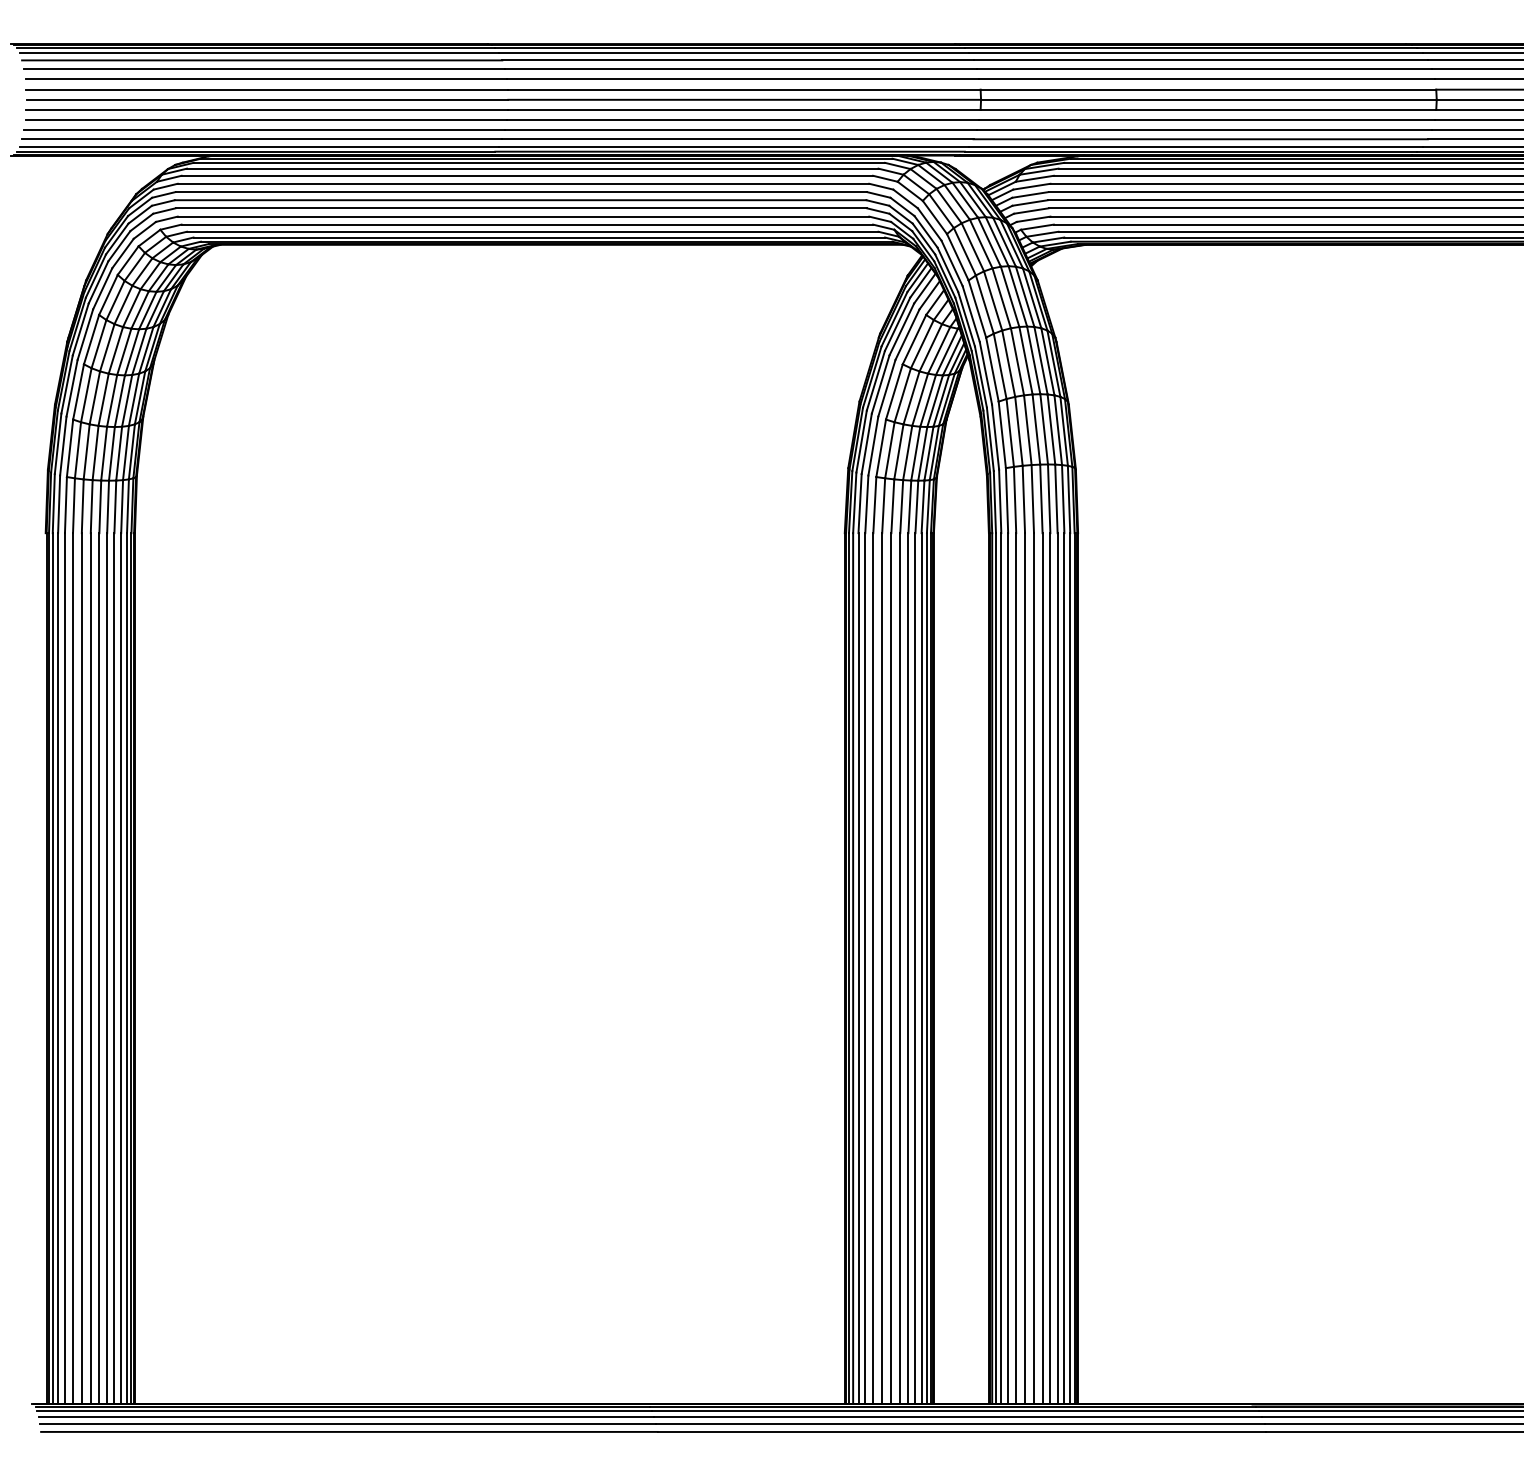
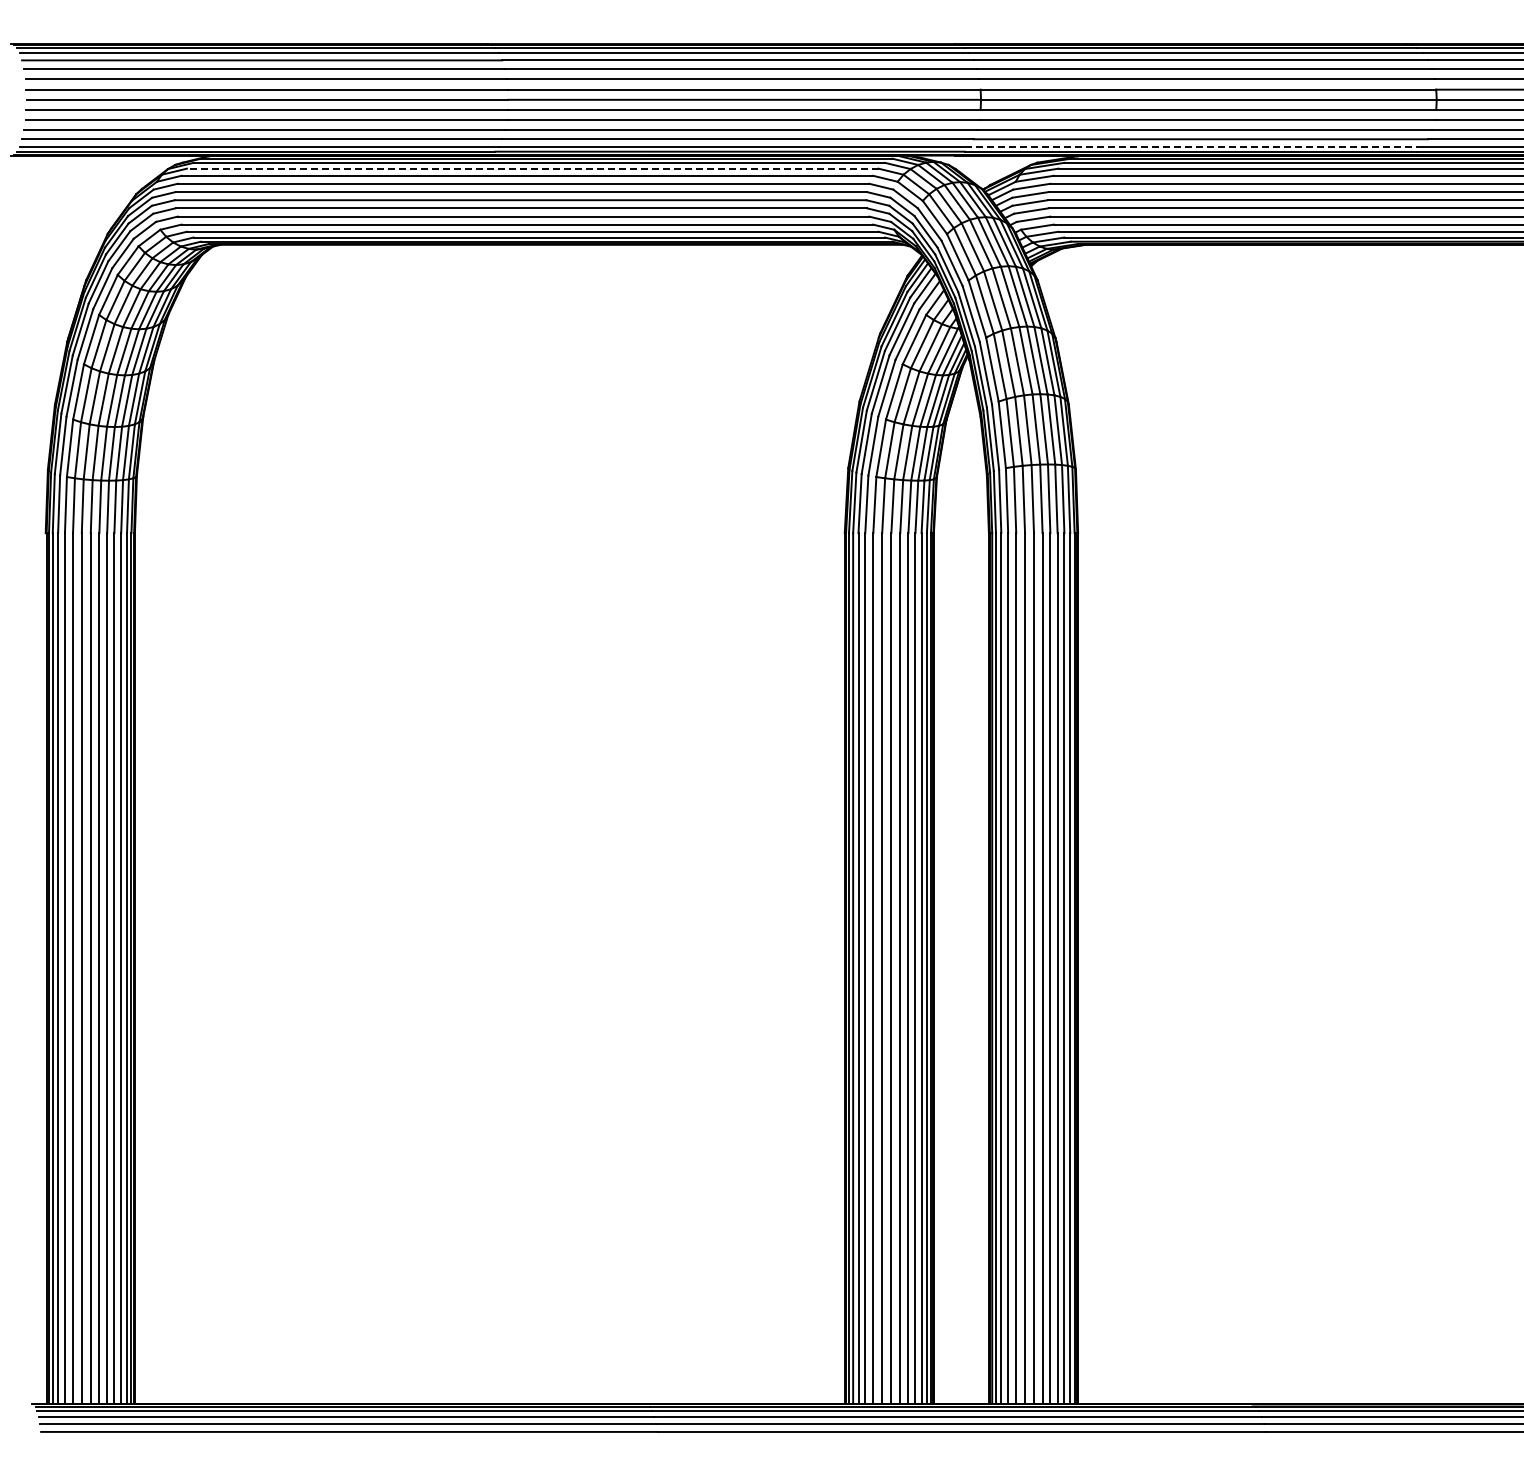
line: solid -> dashed (1196, 146)
line: solid -> dashed (532, 168)
